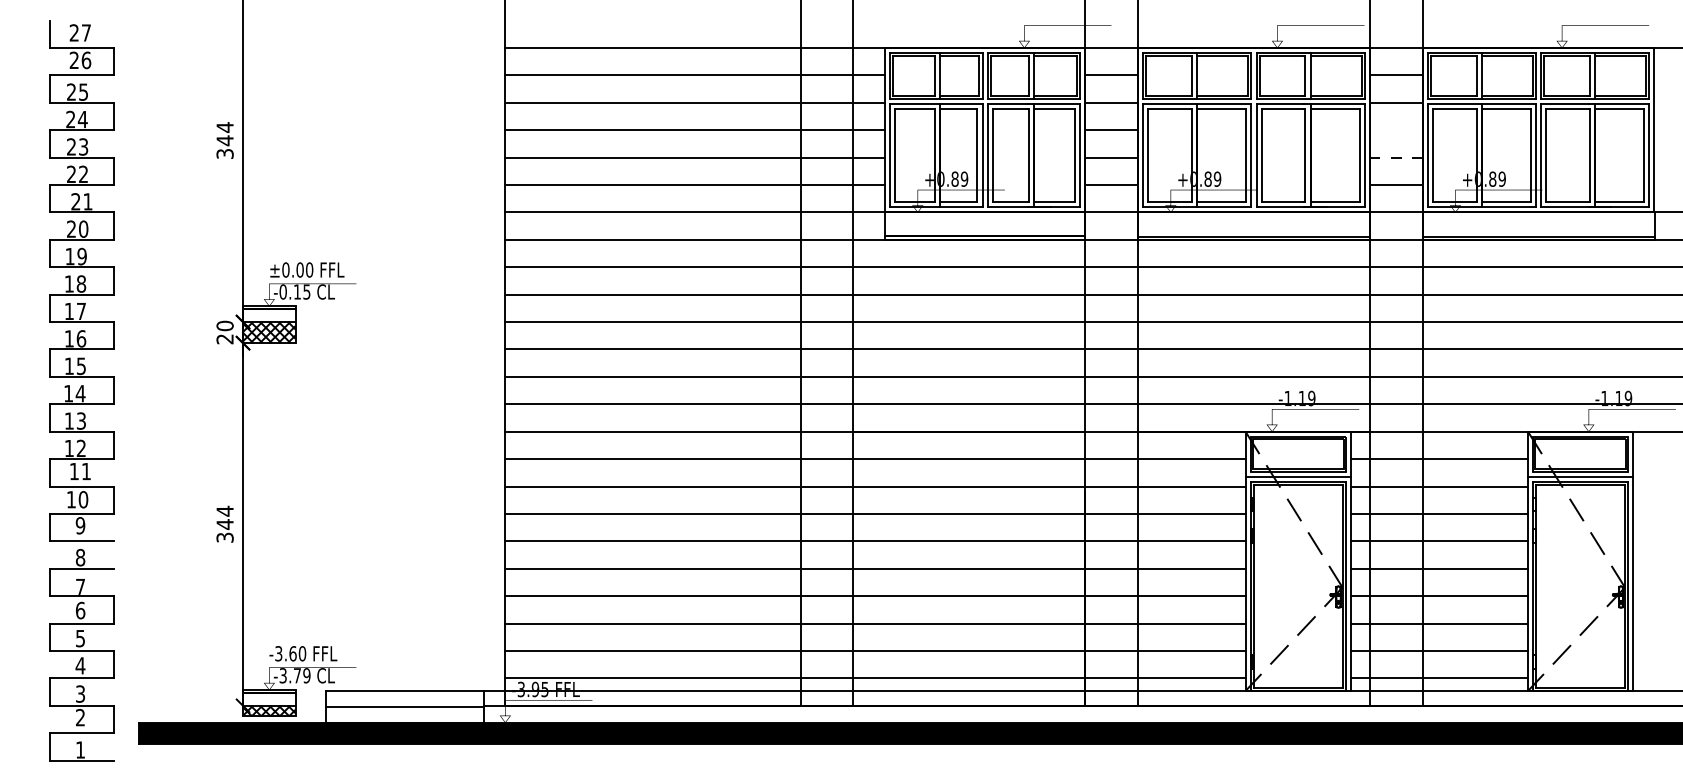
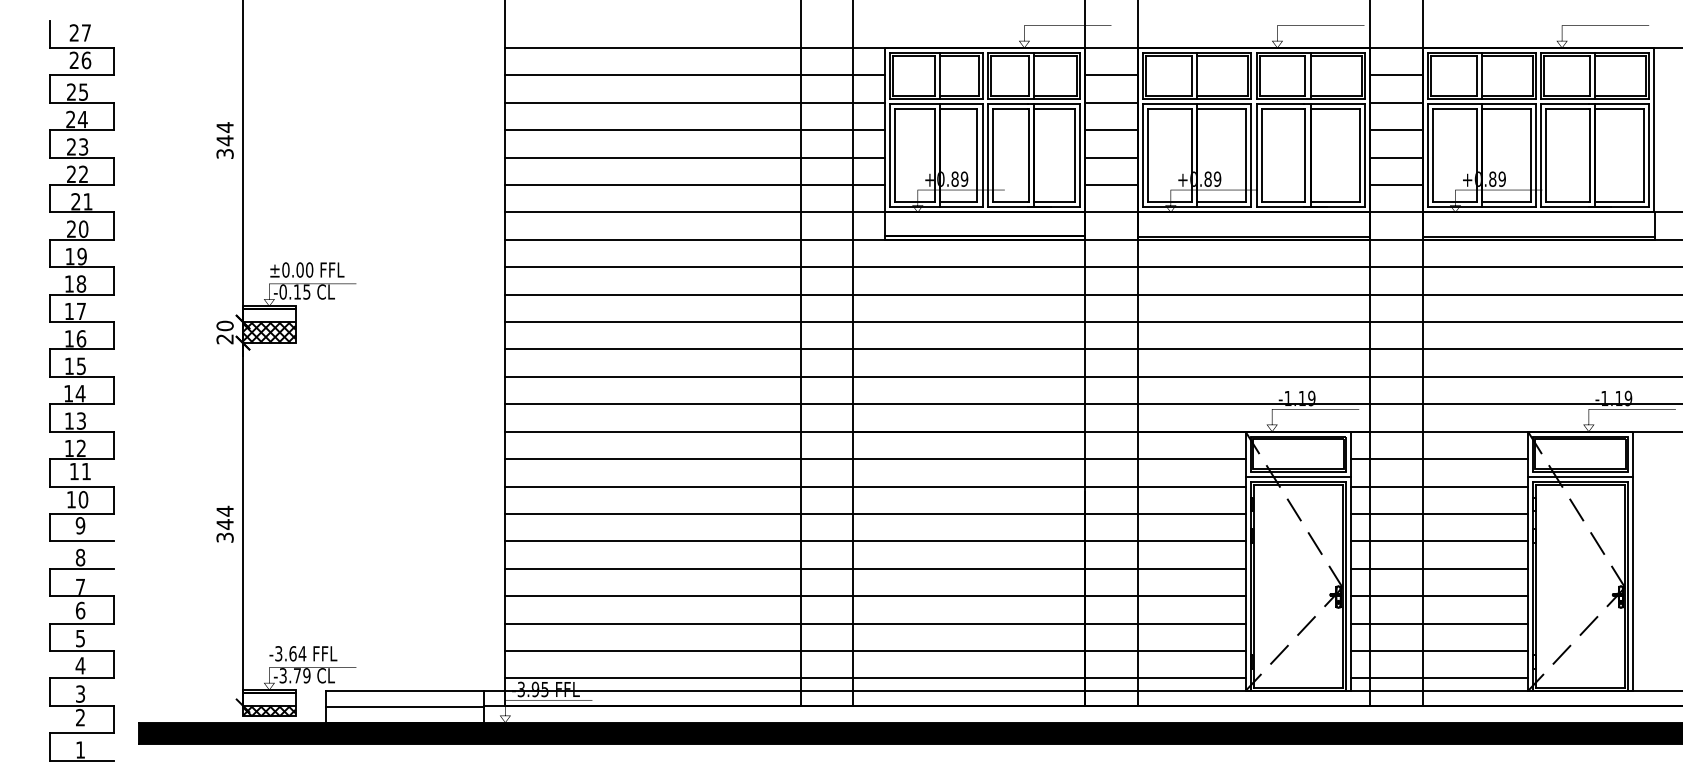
line: none -> present (1395, 130)
line: dashed -> solid (1396, 157)
text: -3.60 -> -3.64 (302, 653)
